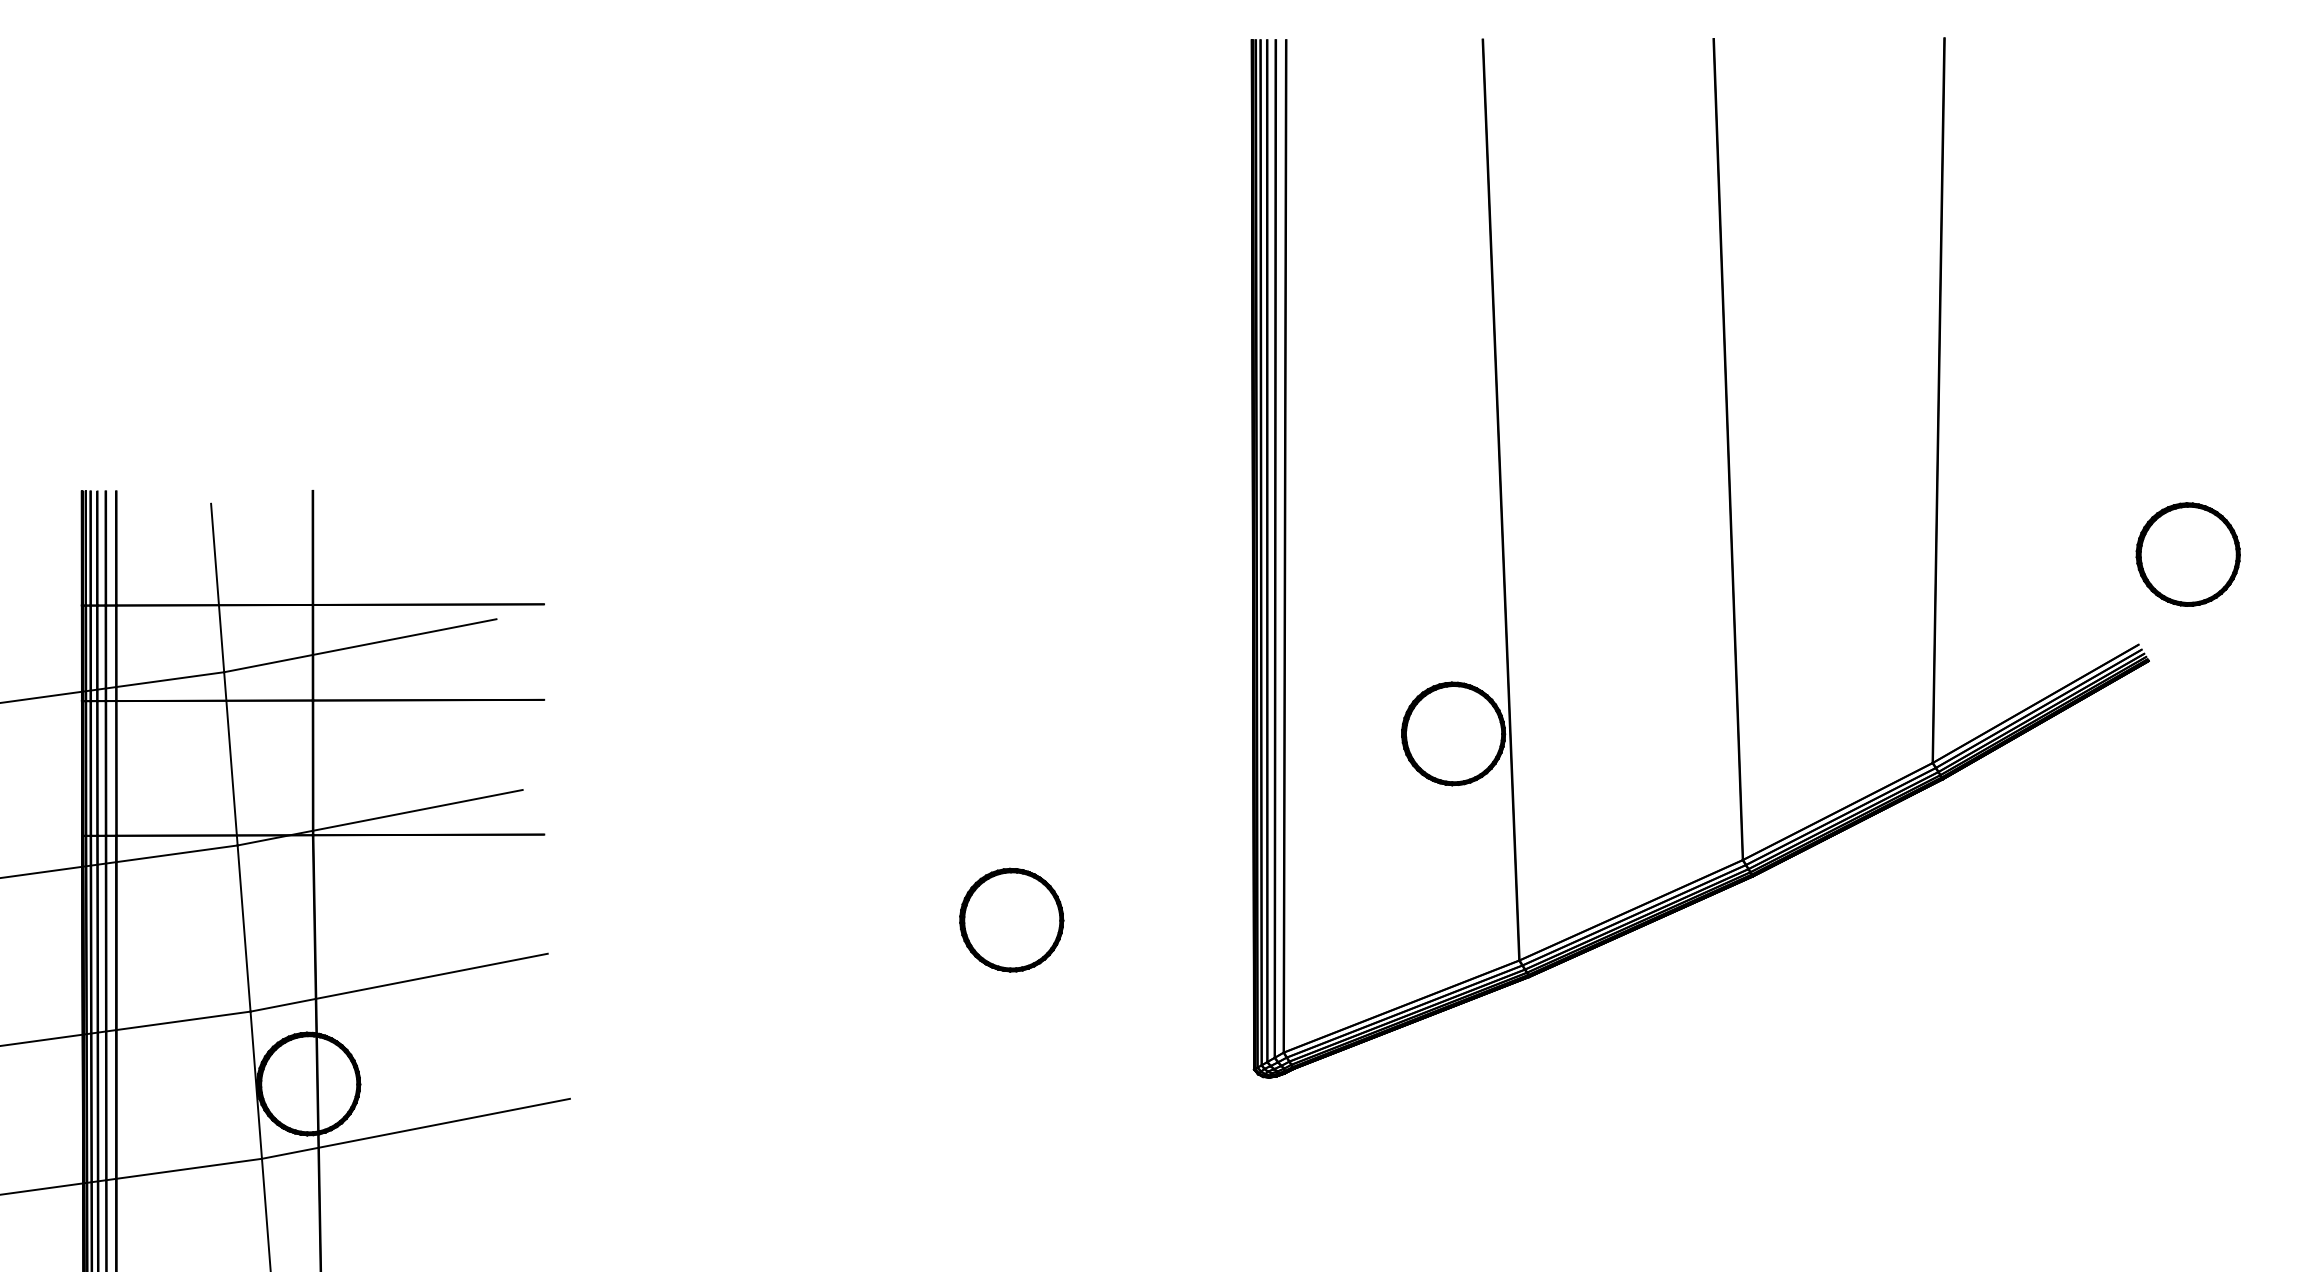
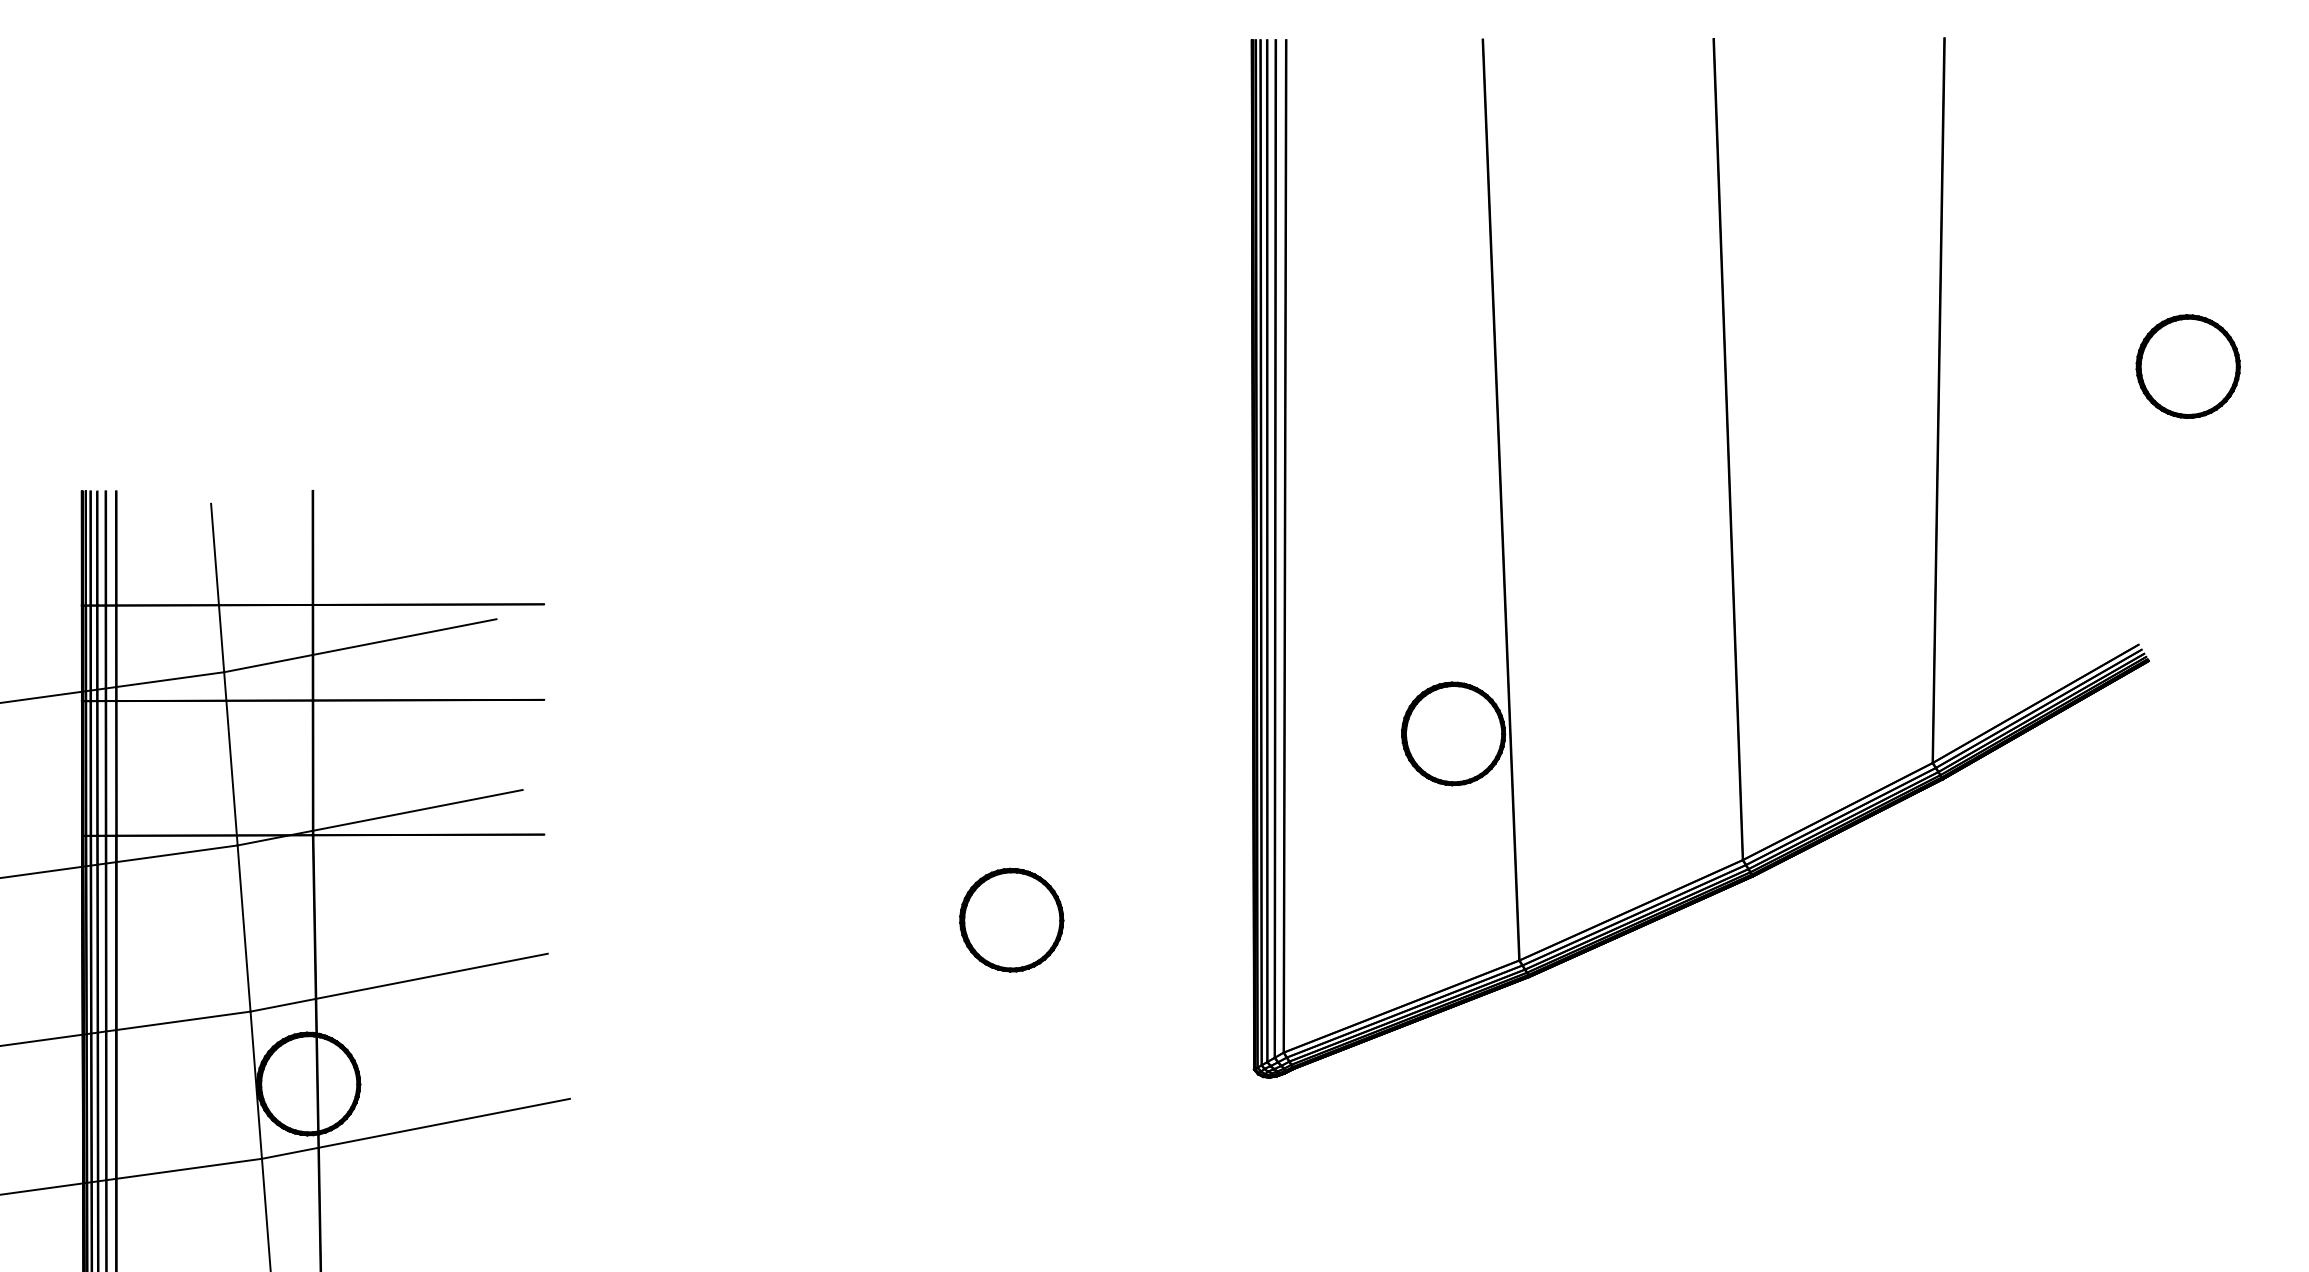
part position: (2187, 554) -> (2187, 366) (2187, 366)
